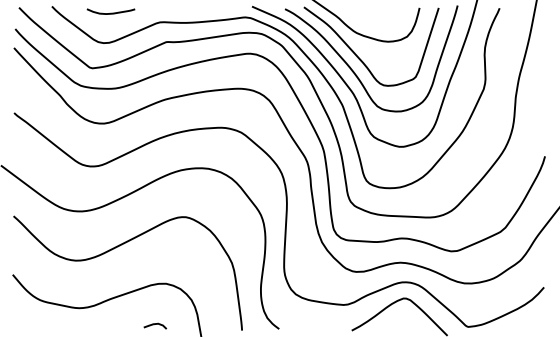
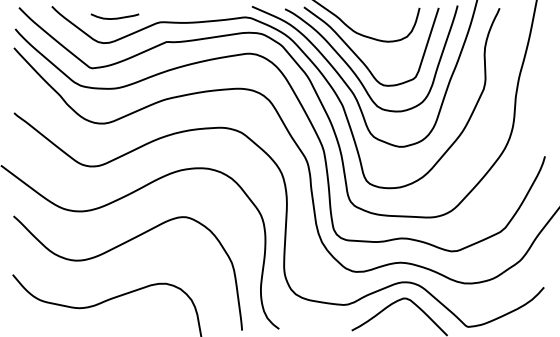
curve position: (110, 12) -> (114, 17) (114, 17)
curve: present -> none (155, 324)
